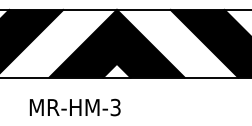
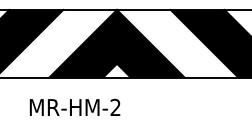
text: MR-HM-3 -> MR-HM-2 (115, 107)
